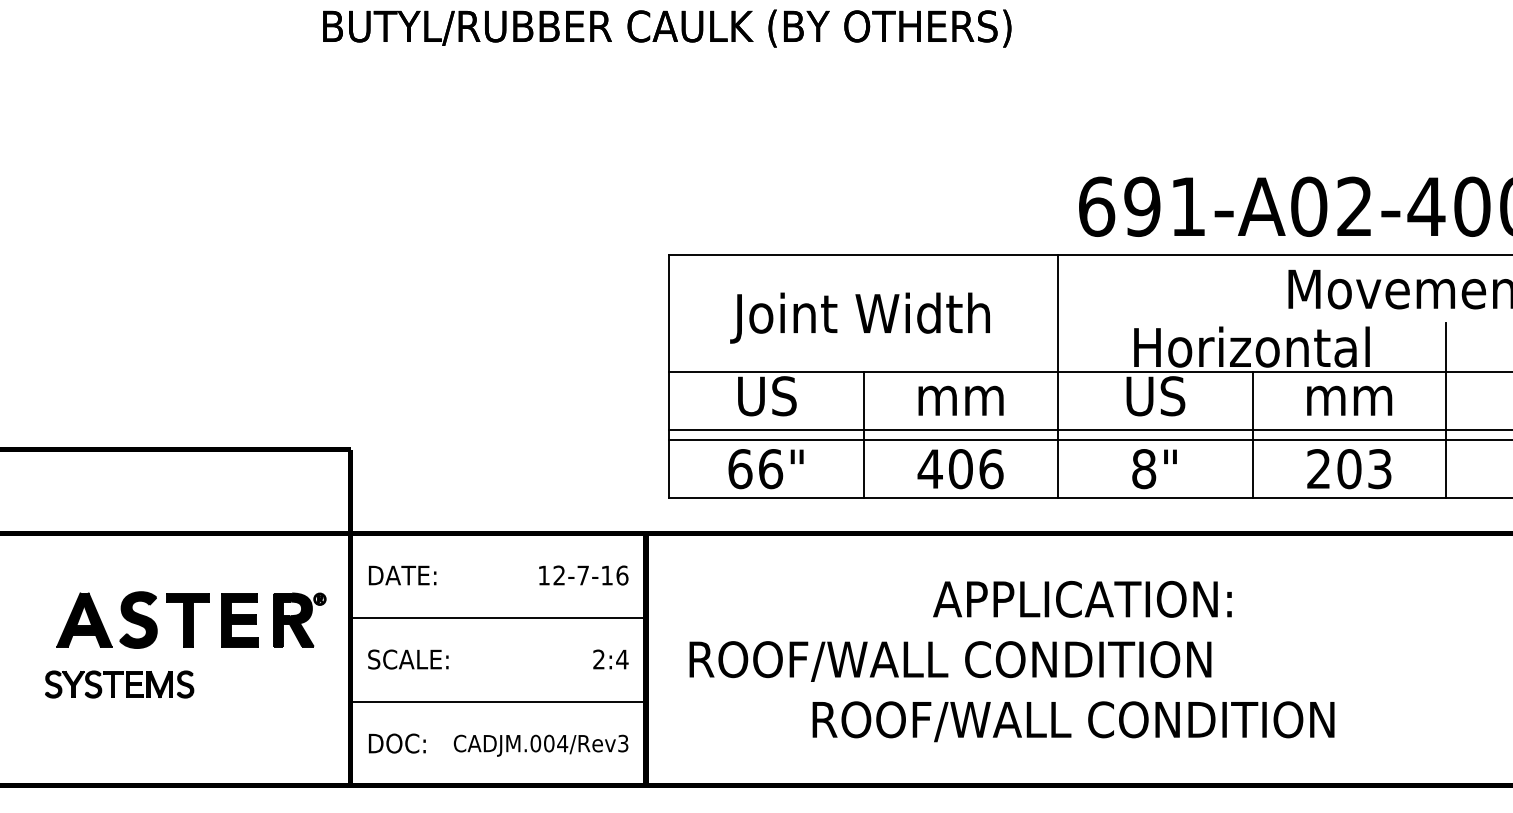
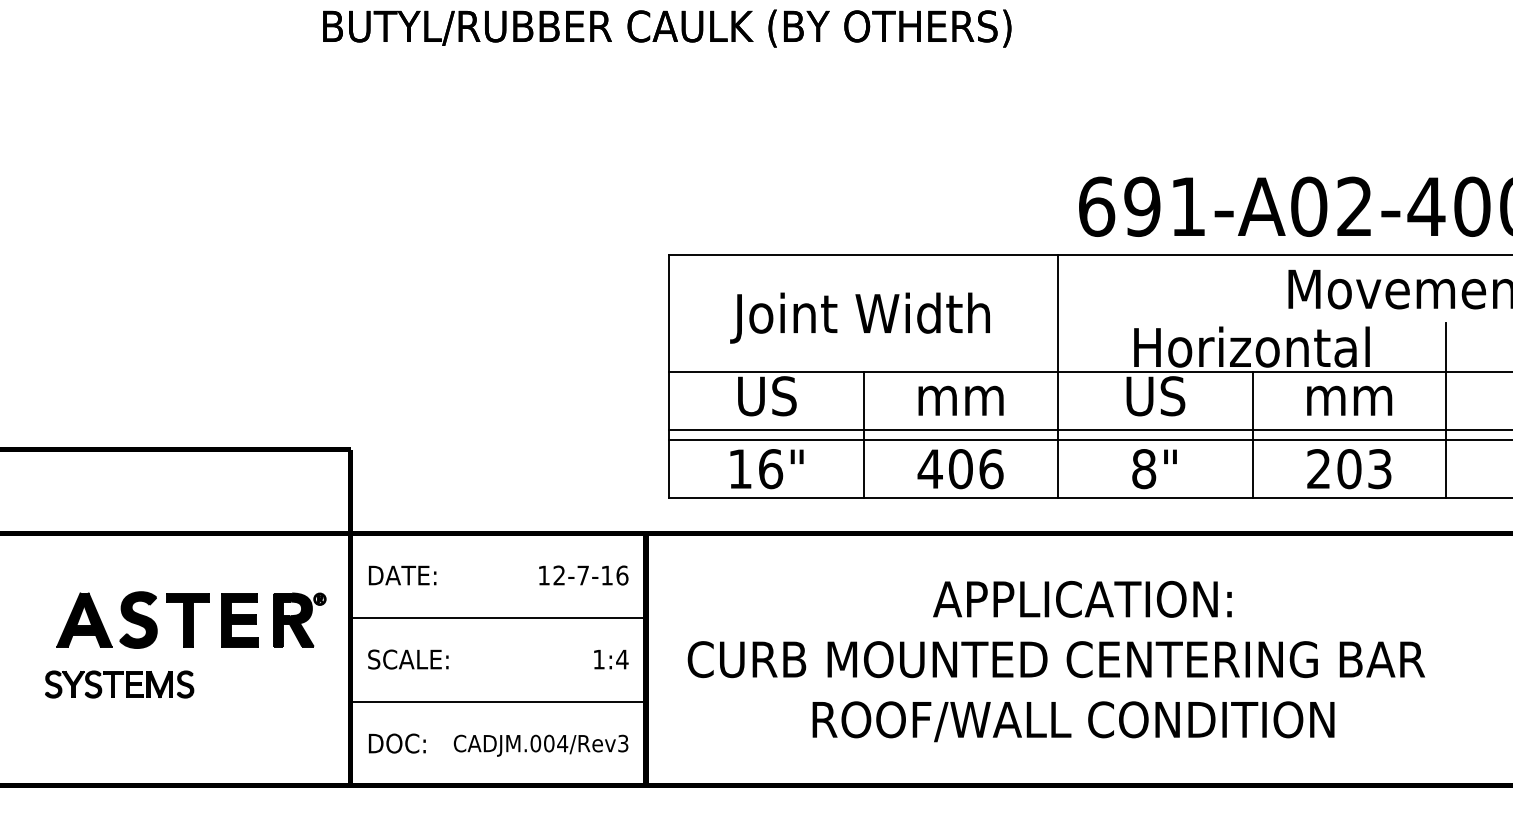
text: 66" -> 16" (740, 469)
text: 2:4 -> 1:4 (598, 659)
text: ROOF/WALL CONDITION -> CURB MOUNTED CENTERING BAR (1056, 661)
